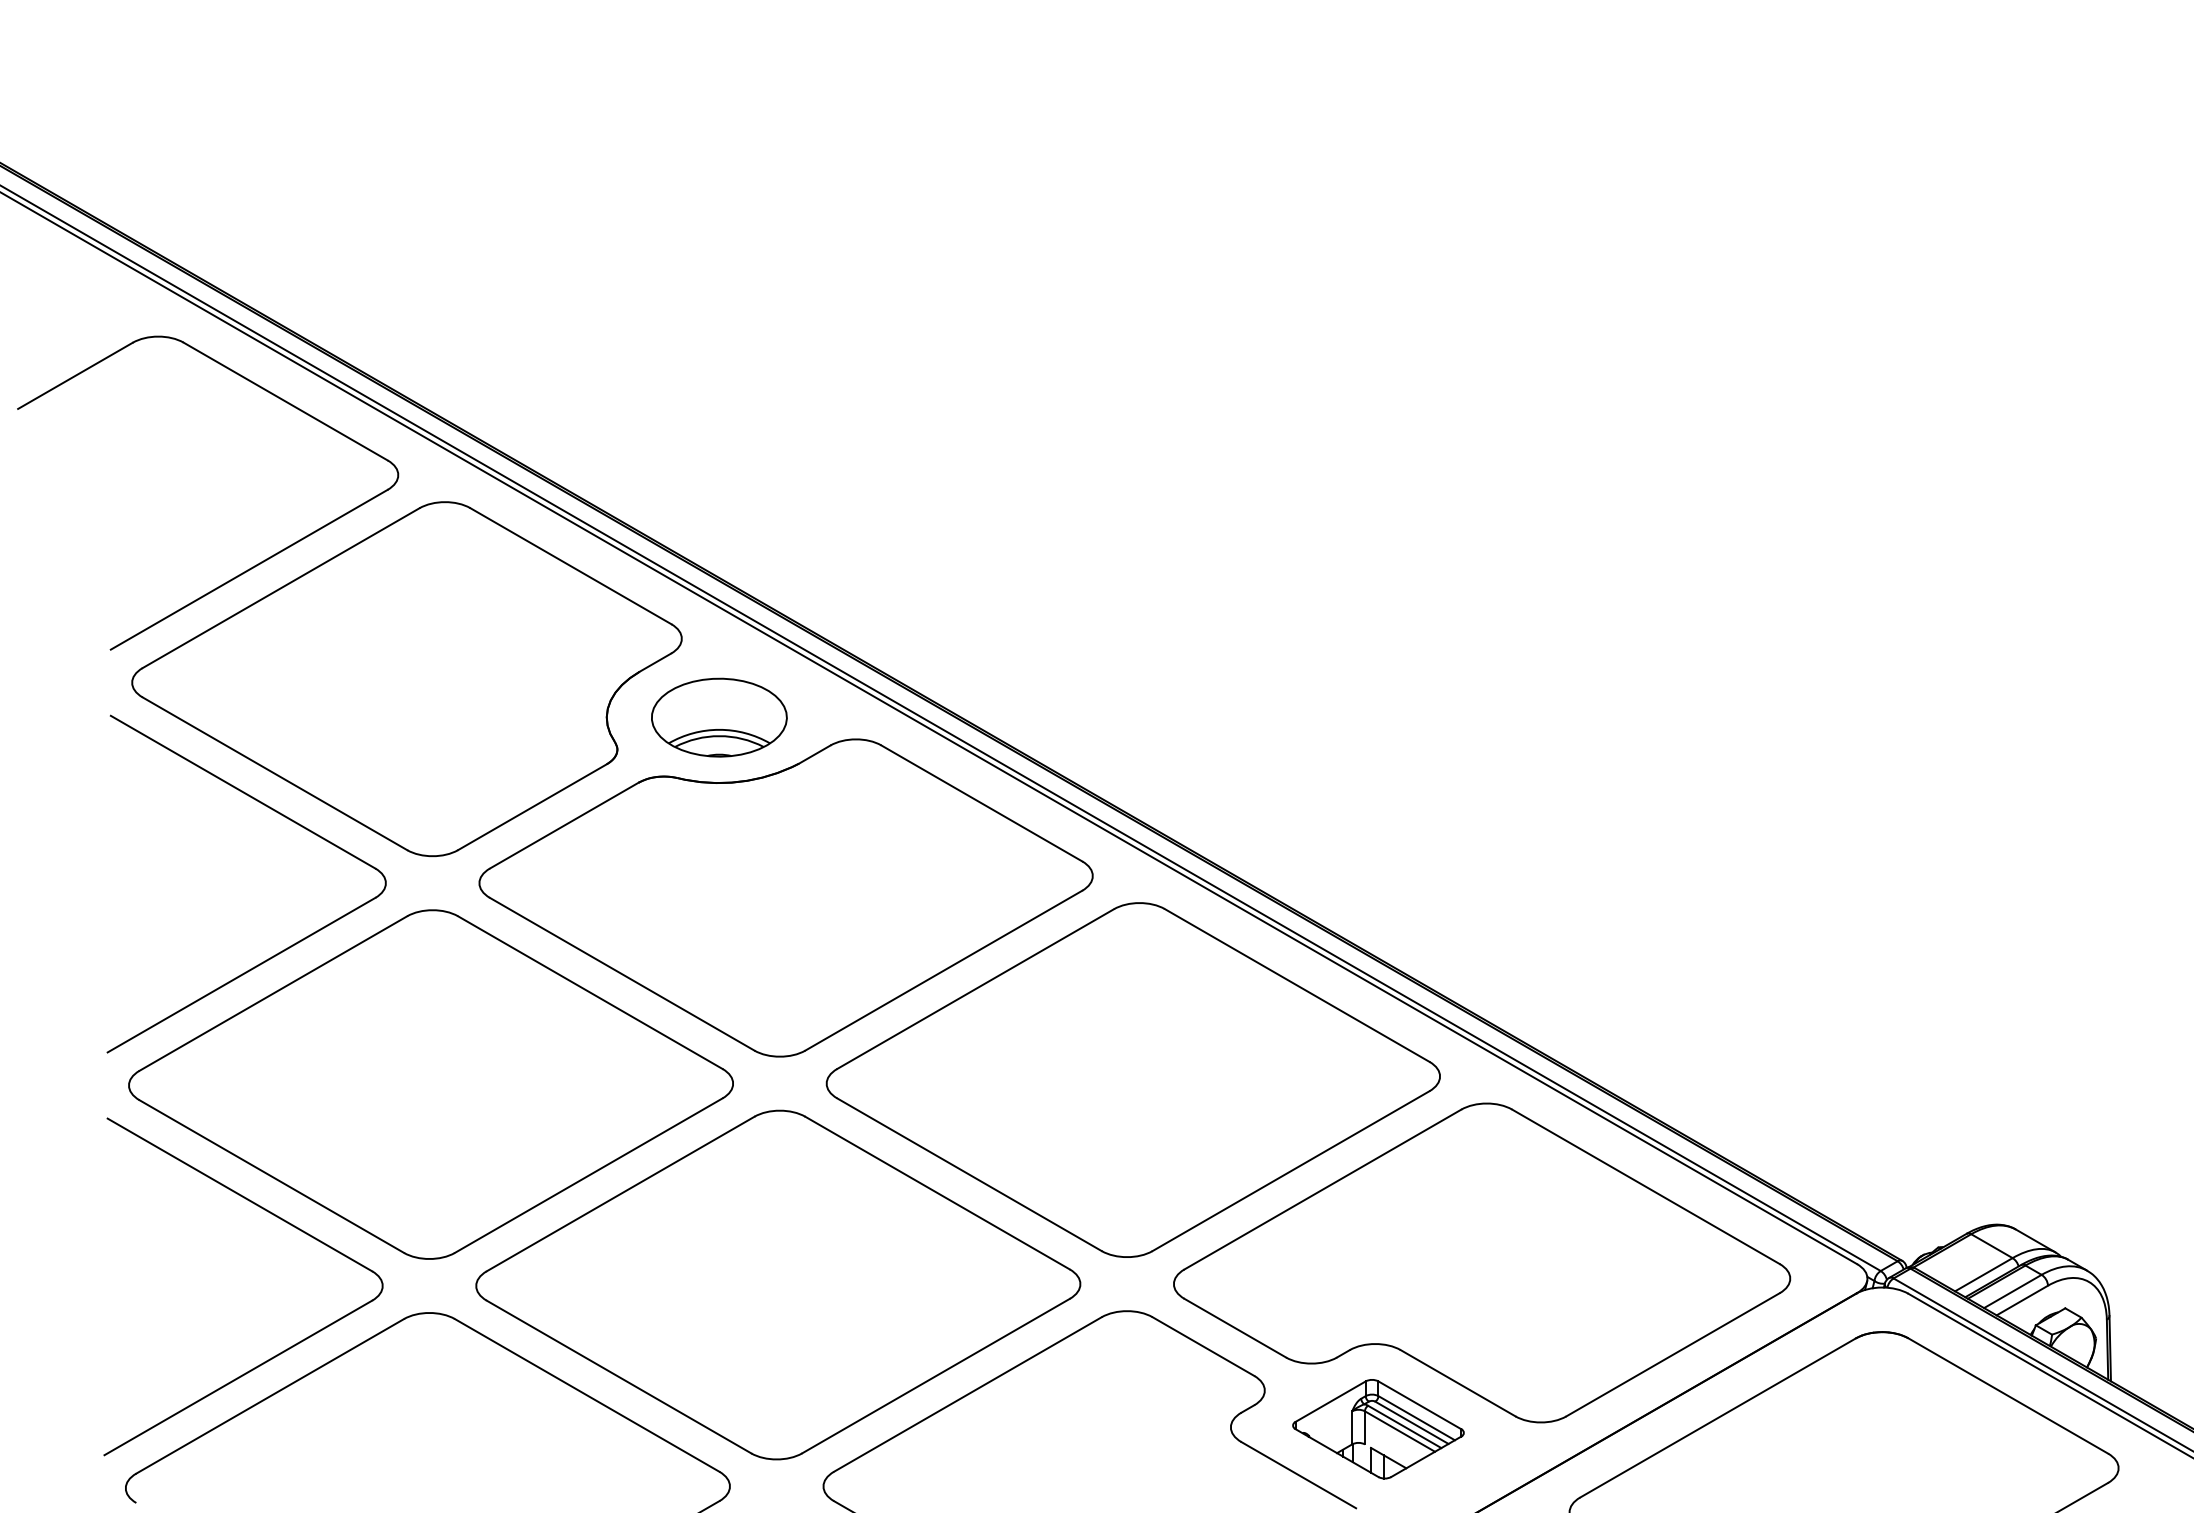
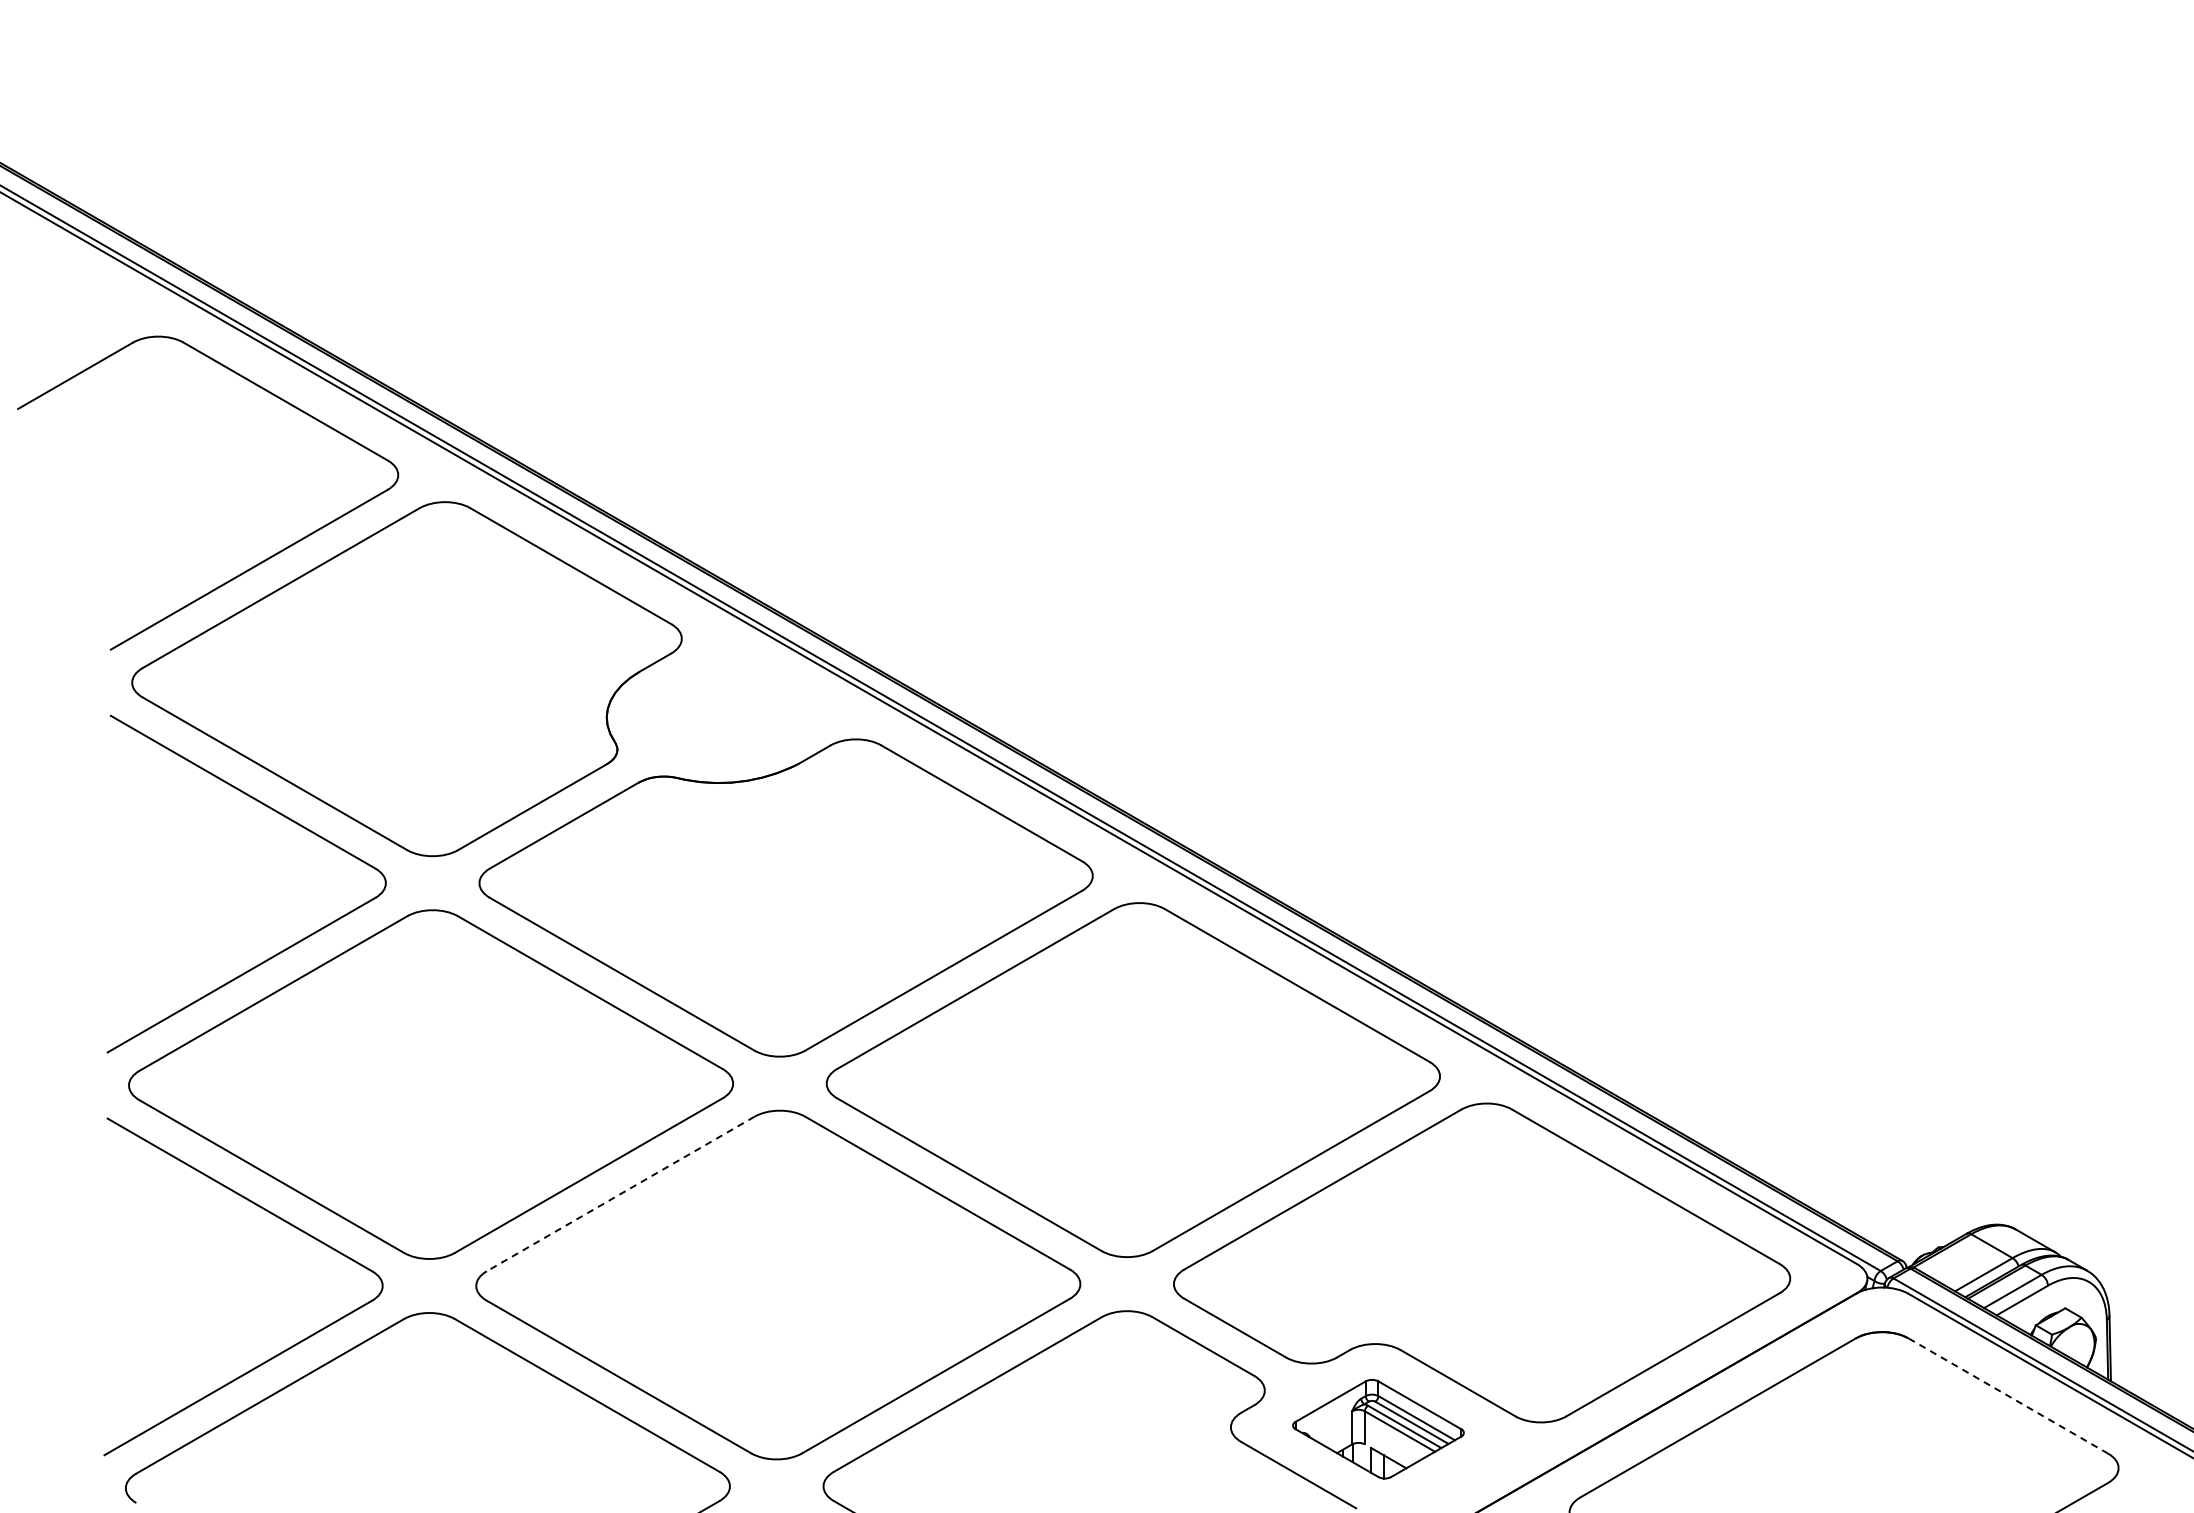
part: present -> none (719, 717)
line: solid -> dashed (620, 1194)
line: solid -> dashed (2007, 1395)
